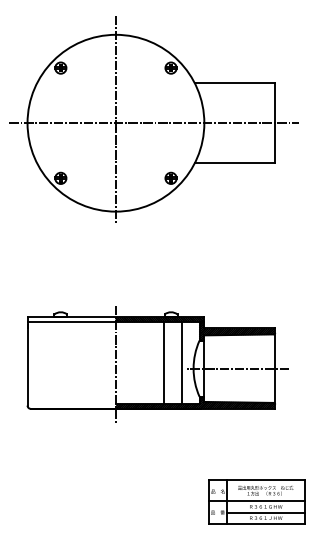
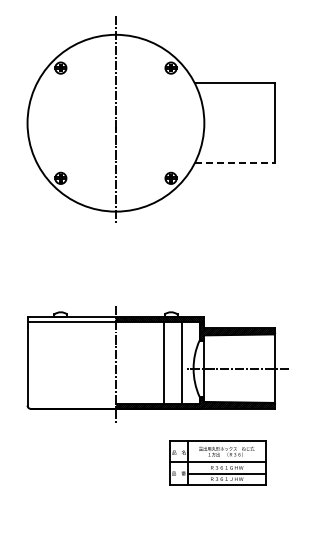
line: present -> none (154, 123)
line: solid -> dashed (235, 163)
part position: (256, 501) -> (217, 462) (217, 462)
